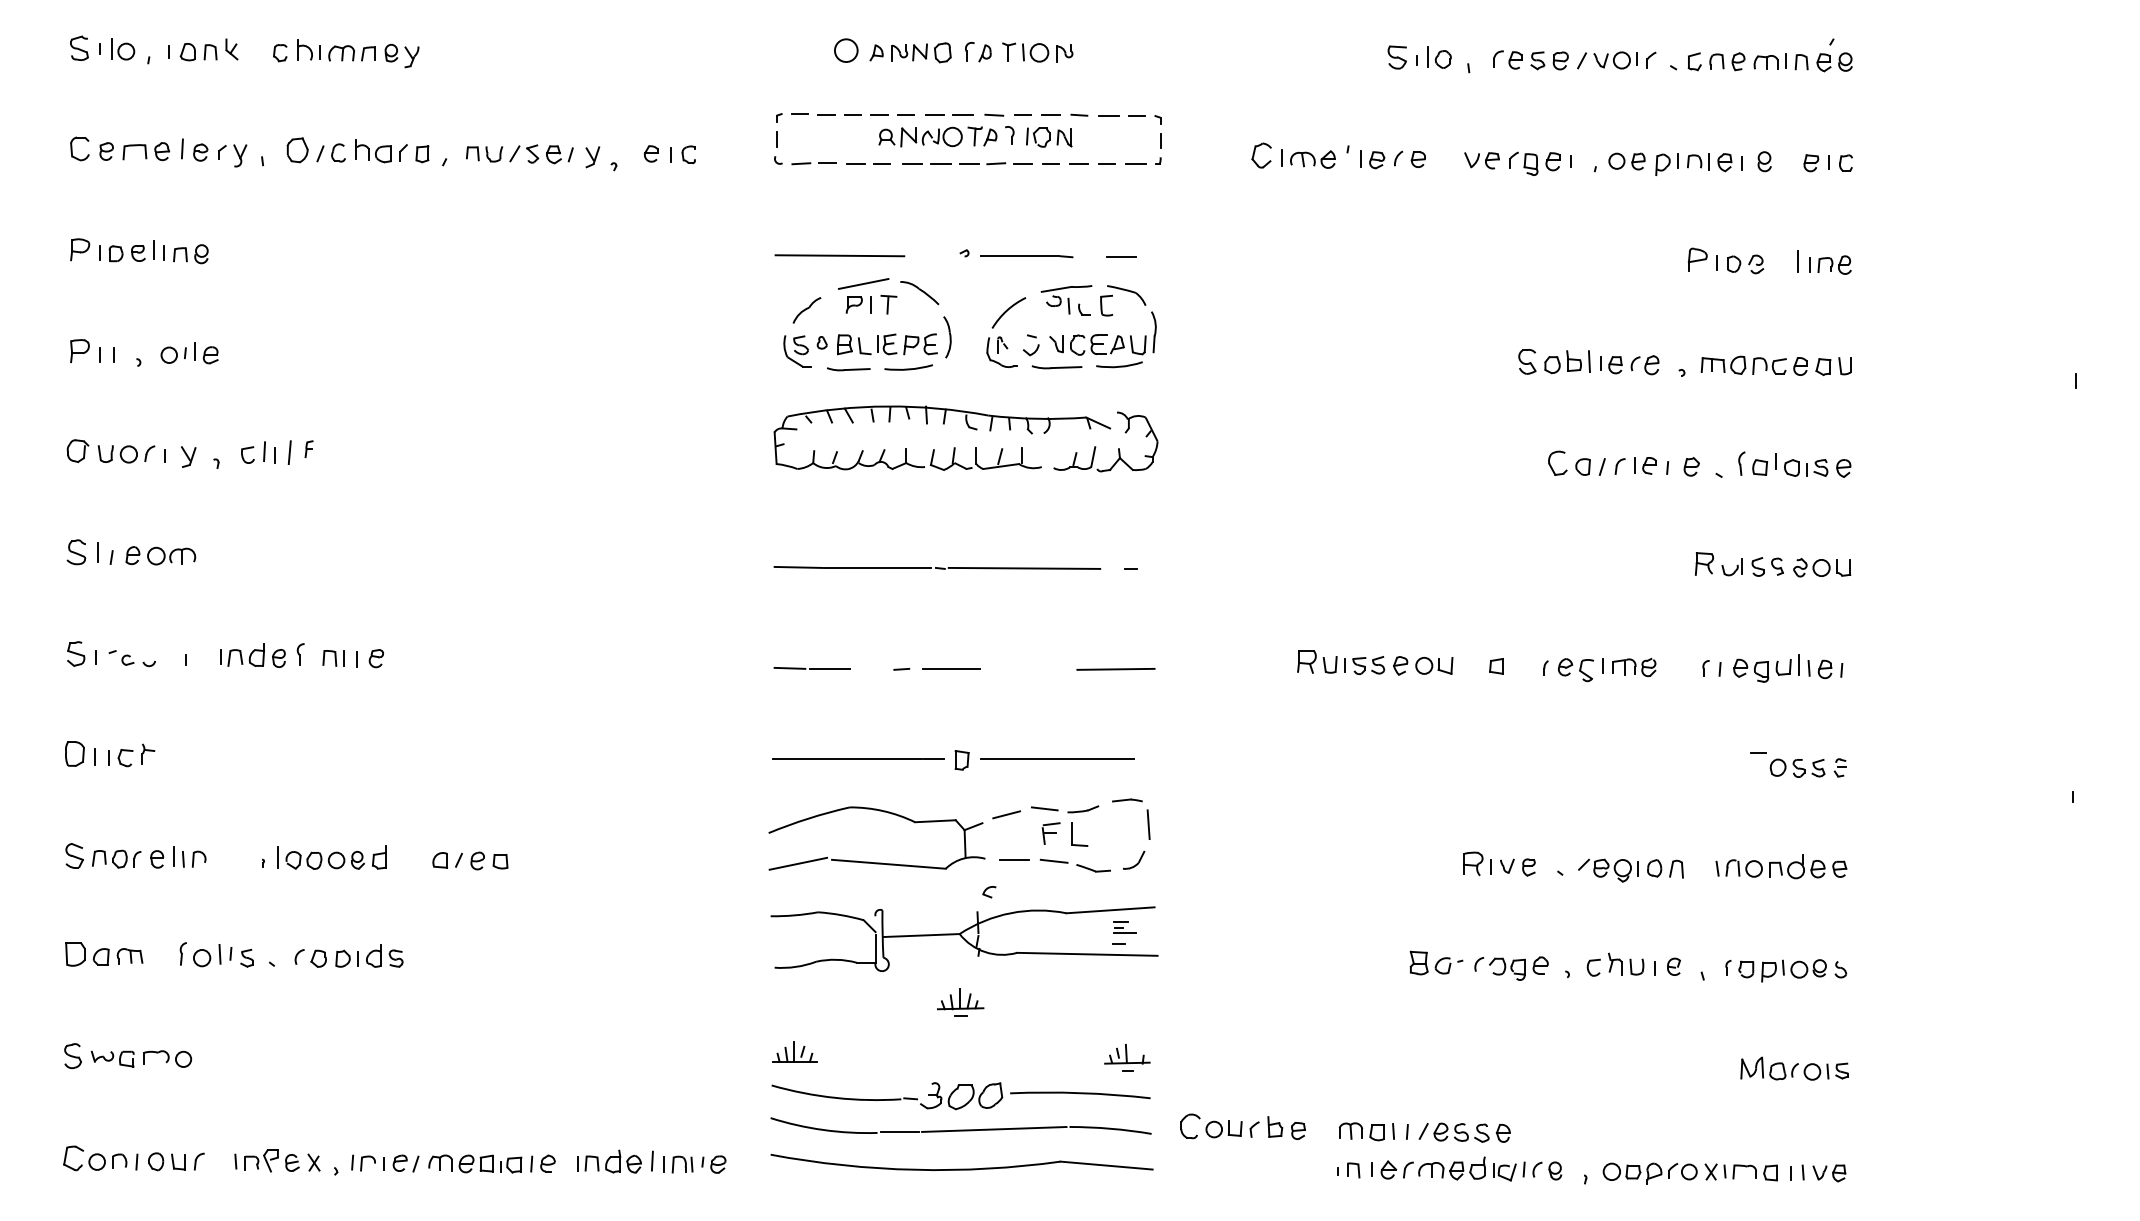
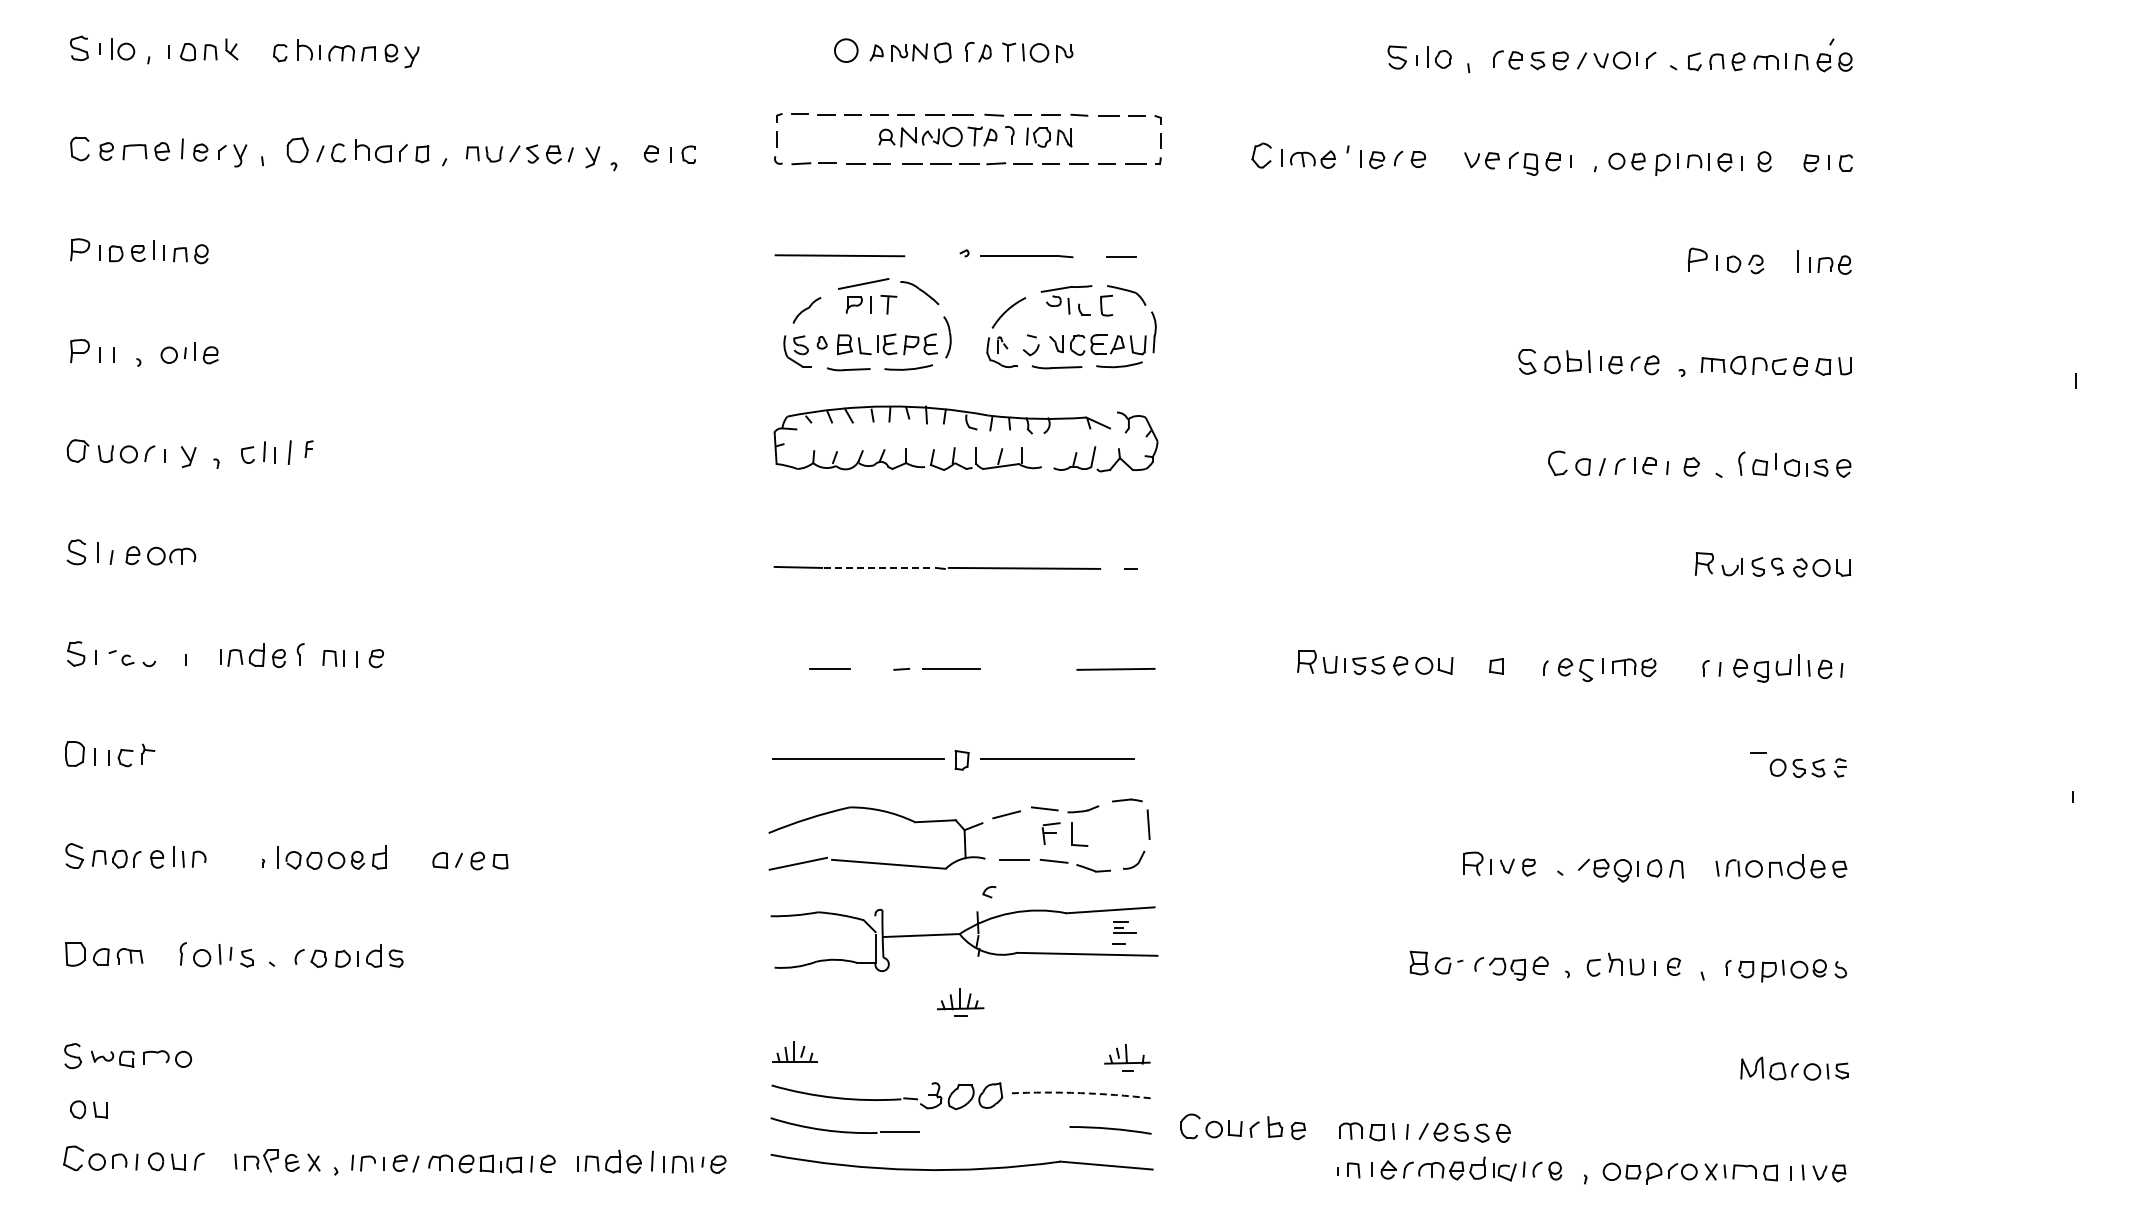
line: solid -> dashed (878, 567)
line: present -> none (789, 667)
arc: solid -> dashed (1080, 1093)
part: none -> present (88, 1109)
line: present -> none (994, 1129)
